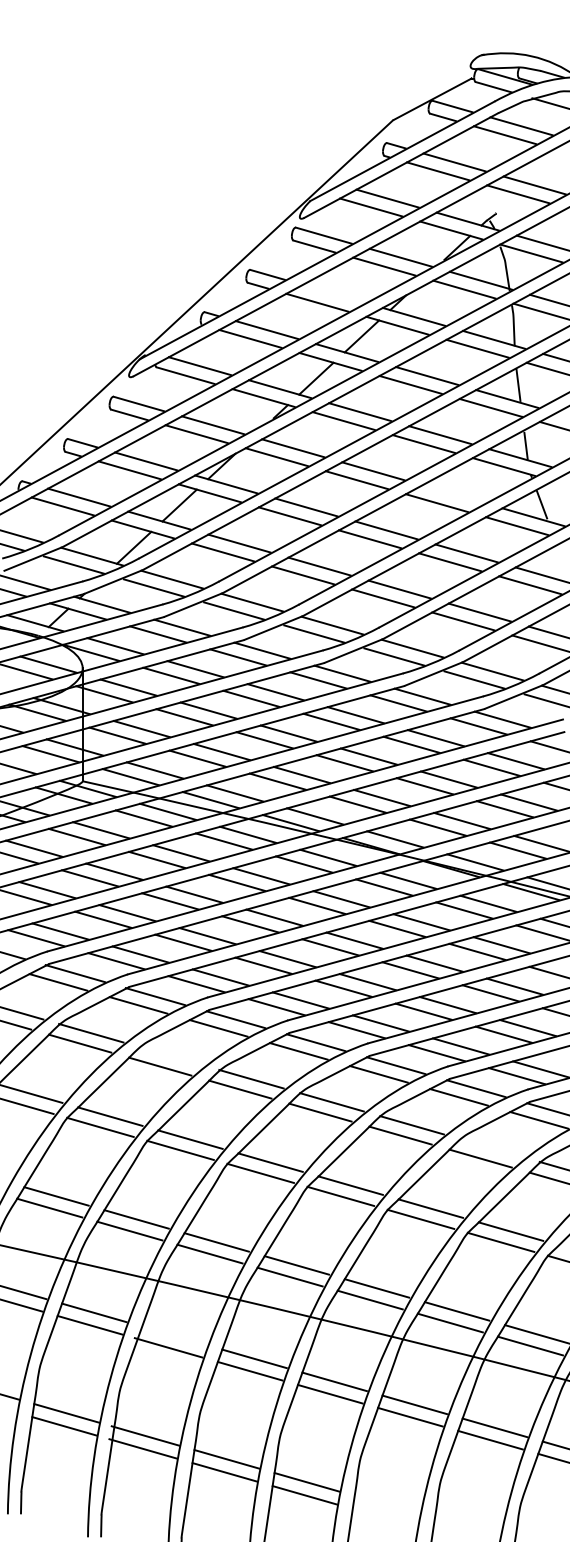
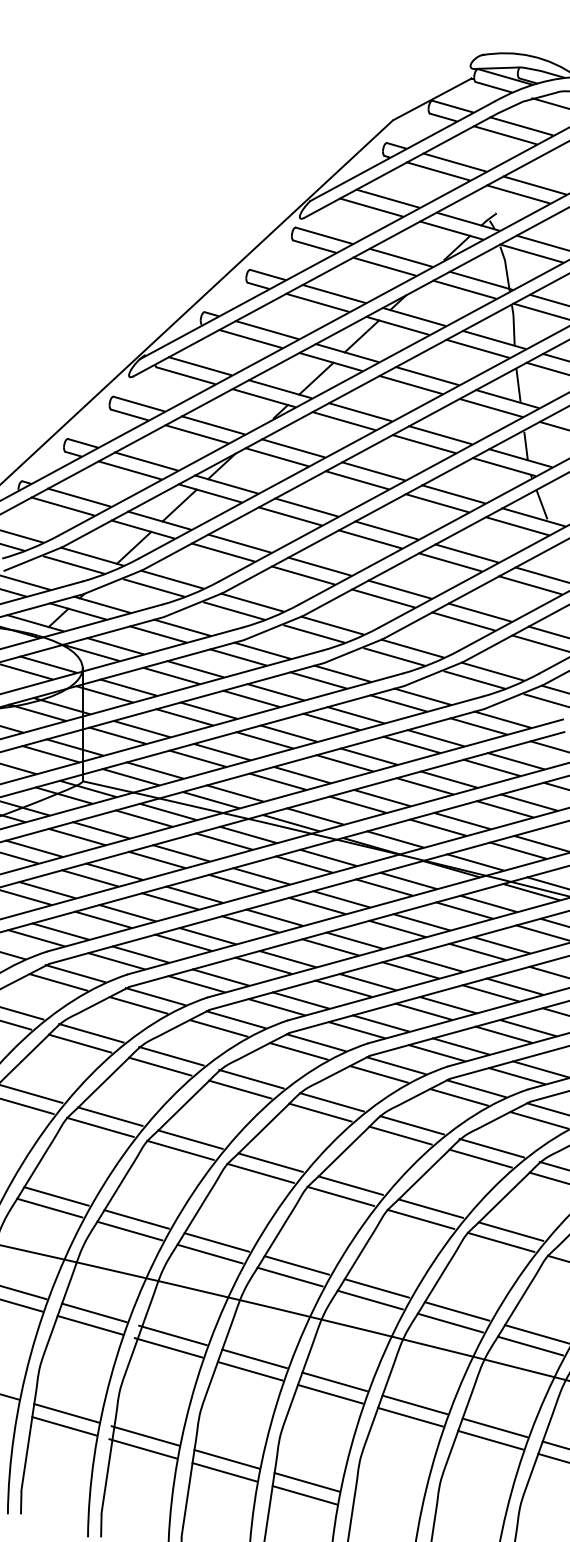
line: none -> present (333, 293)
line: none -> present (453, 494)
line: none -> present (171, 1056)
line: none -> present (491, 1147)
line: none -> present (172, 1335)
